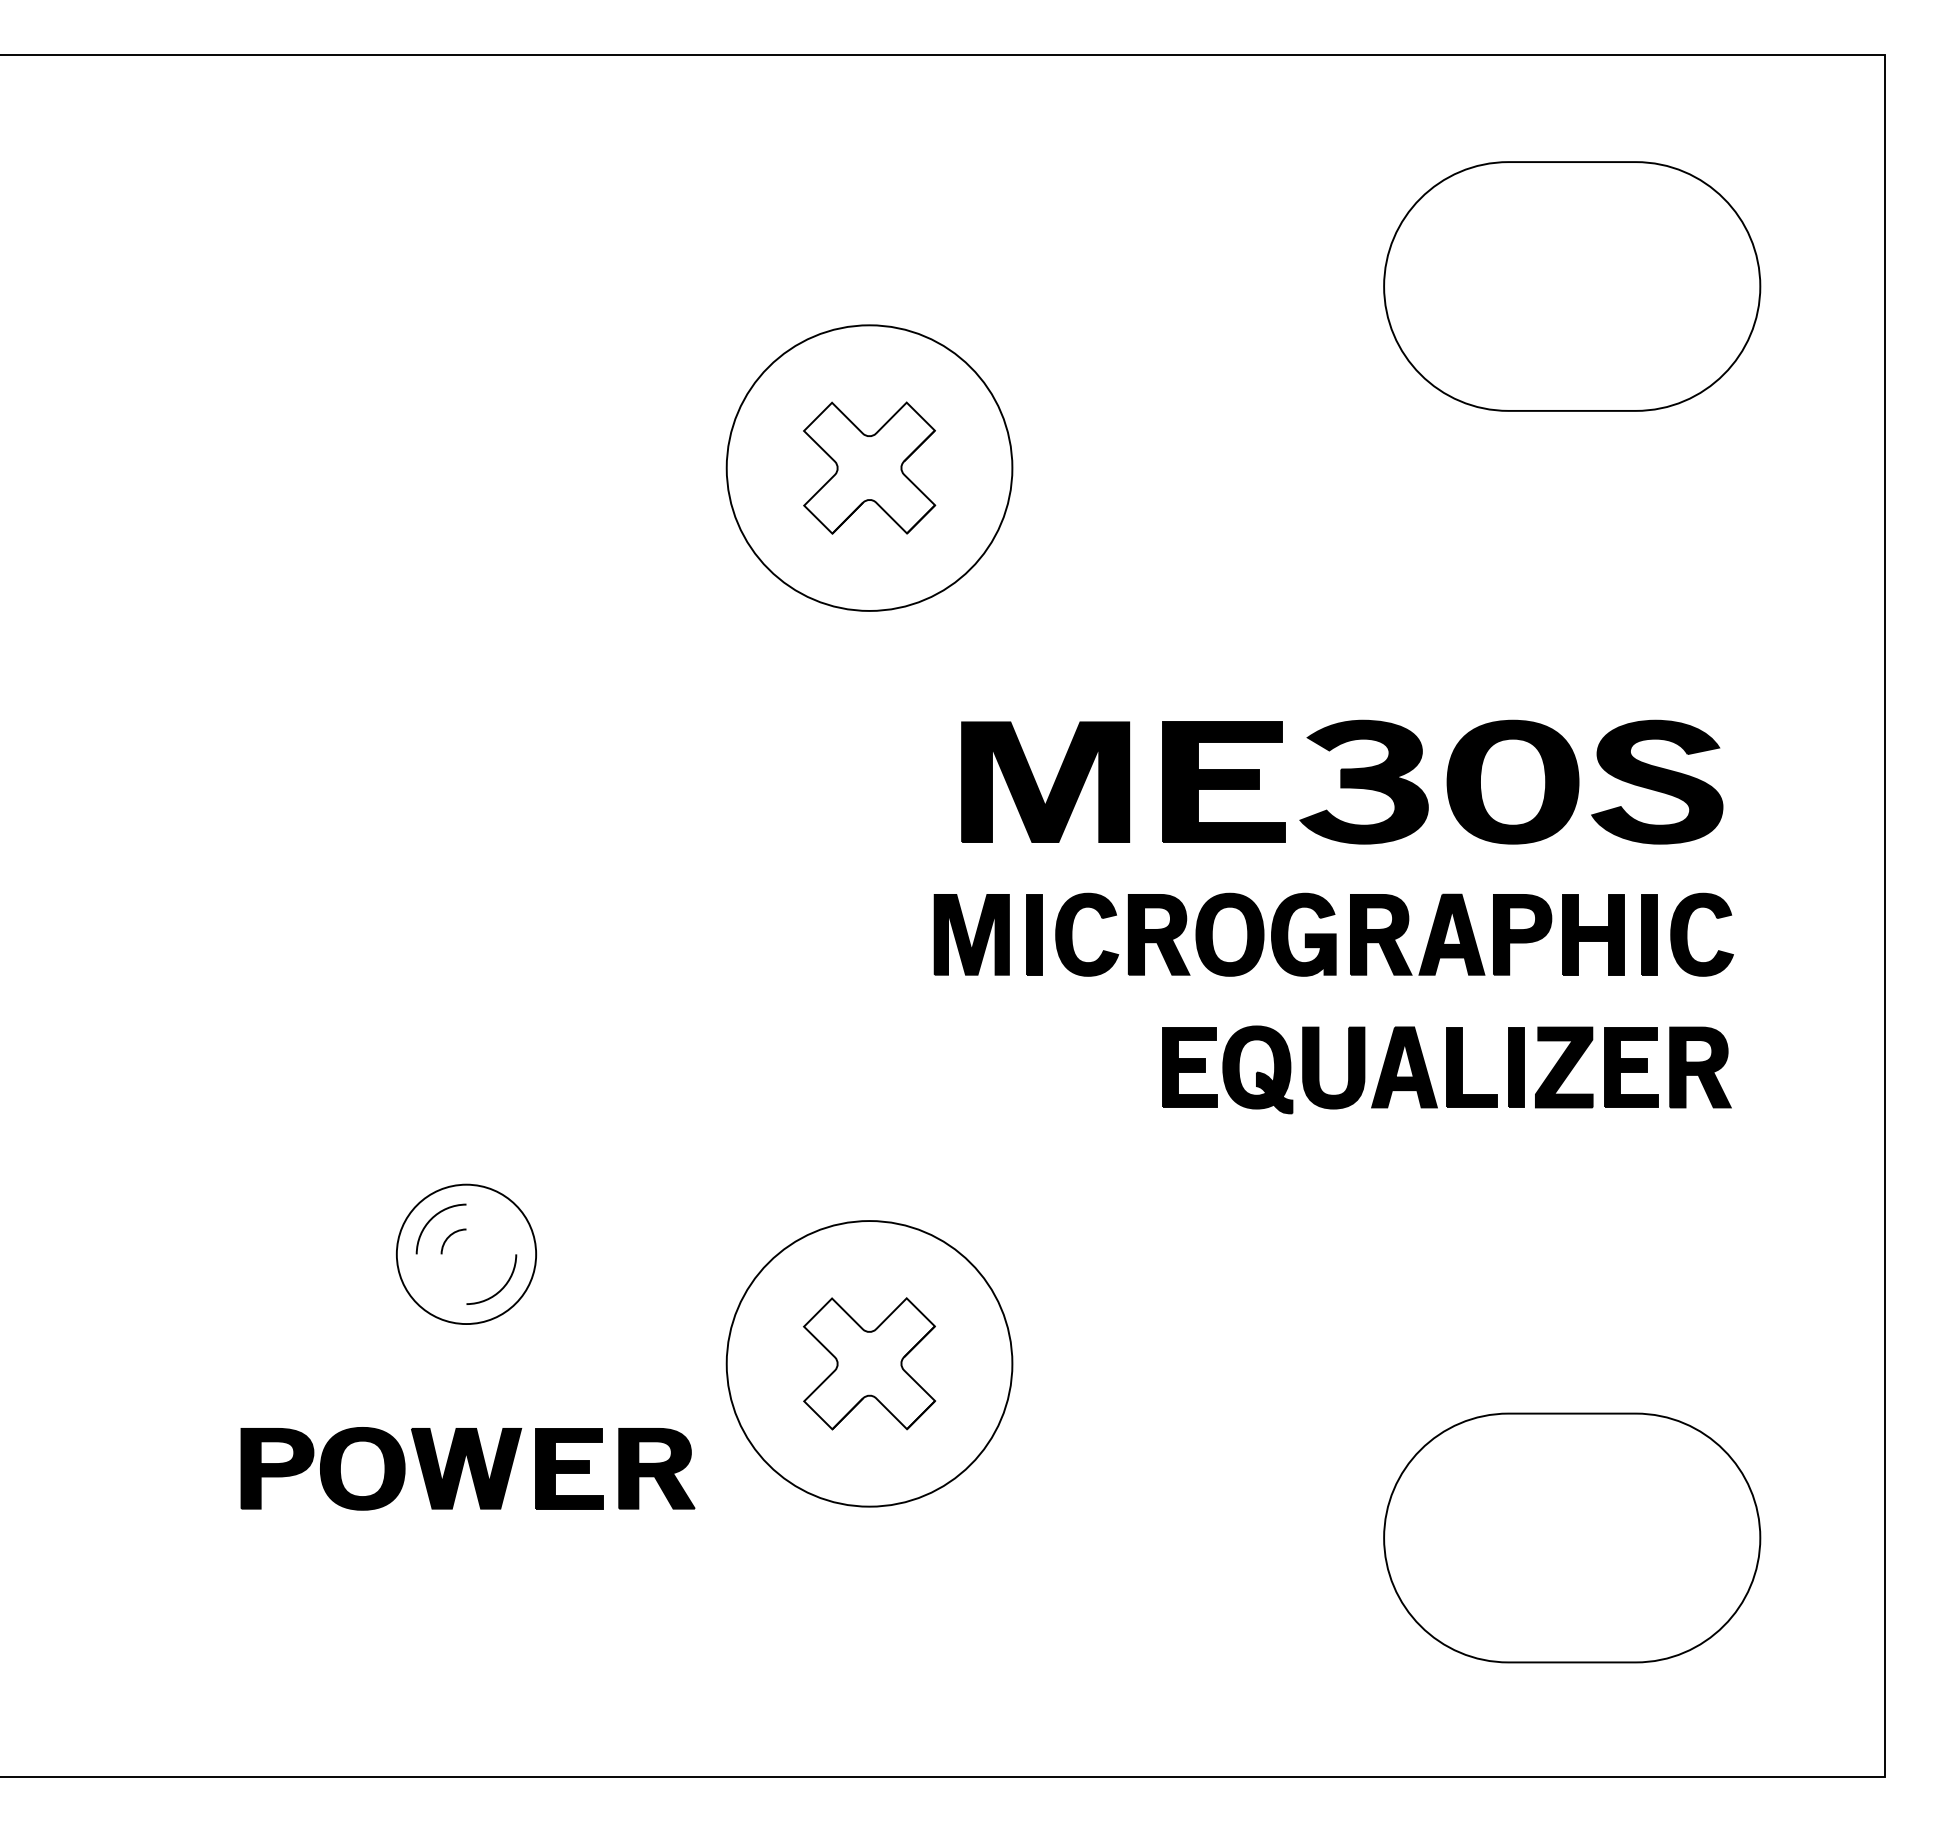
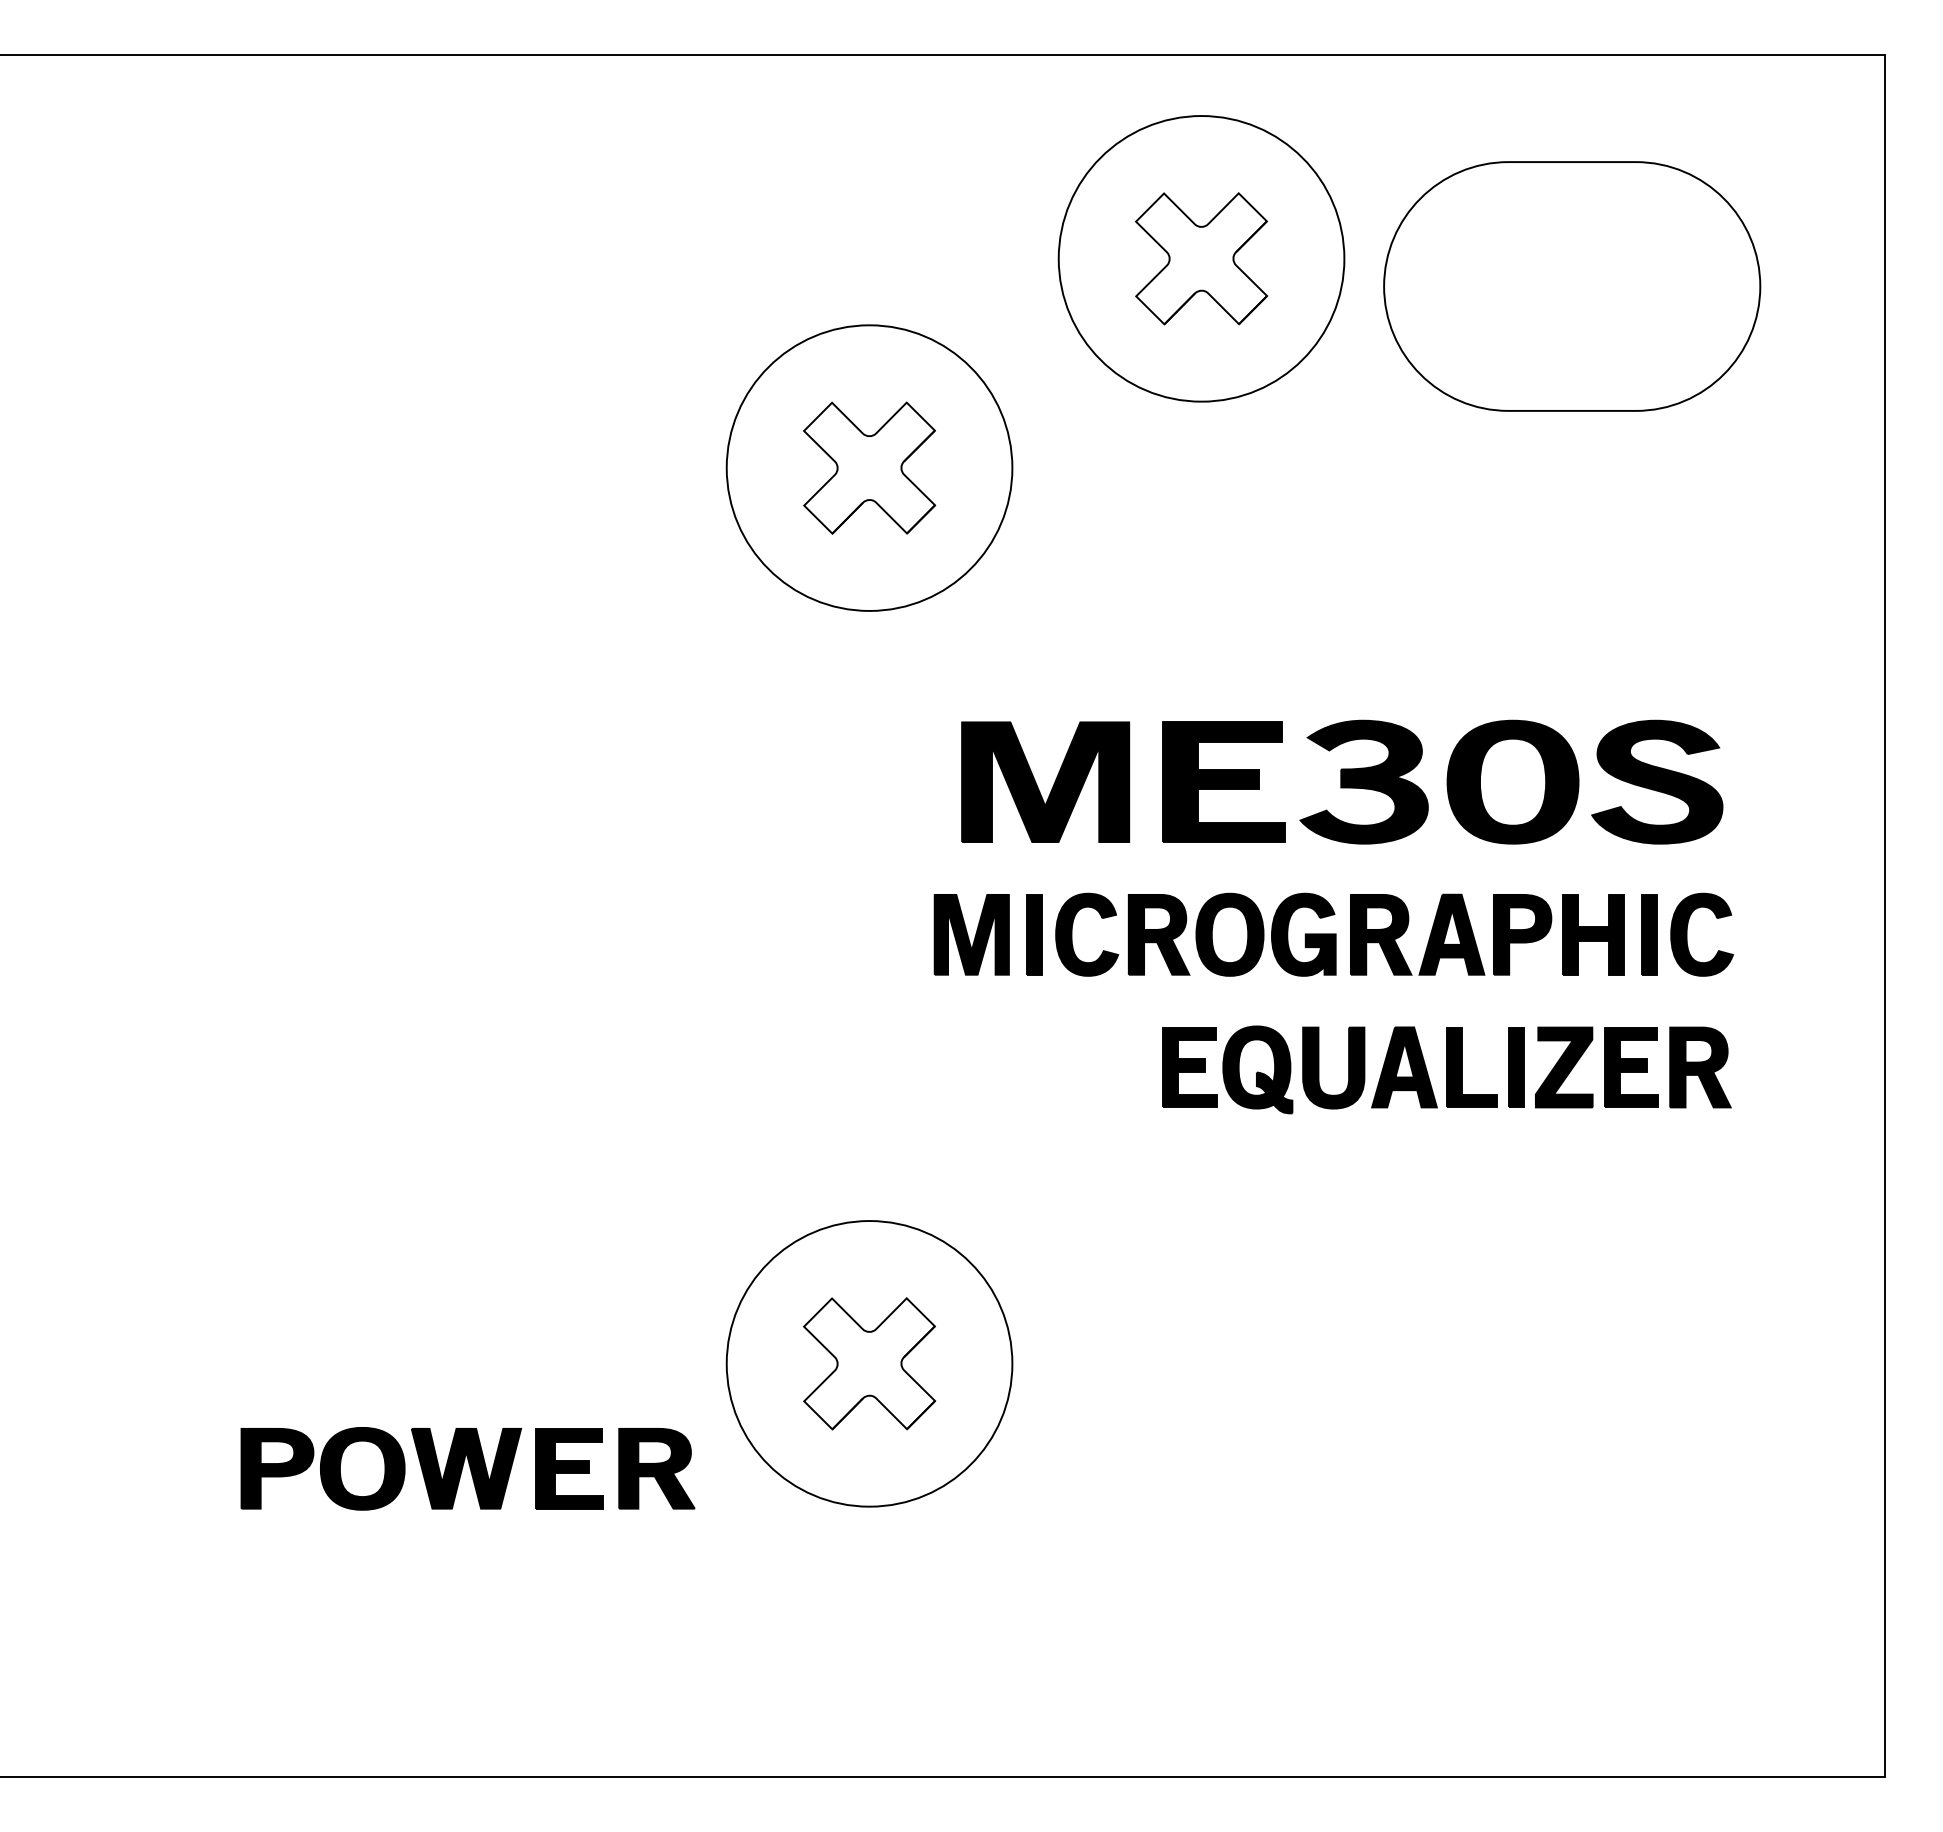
part: none -> present (1201, 258)
part: present -> none (466, 1253)
part: present -> none (1572, 1537)
